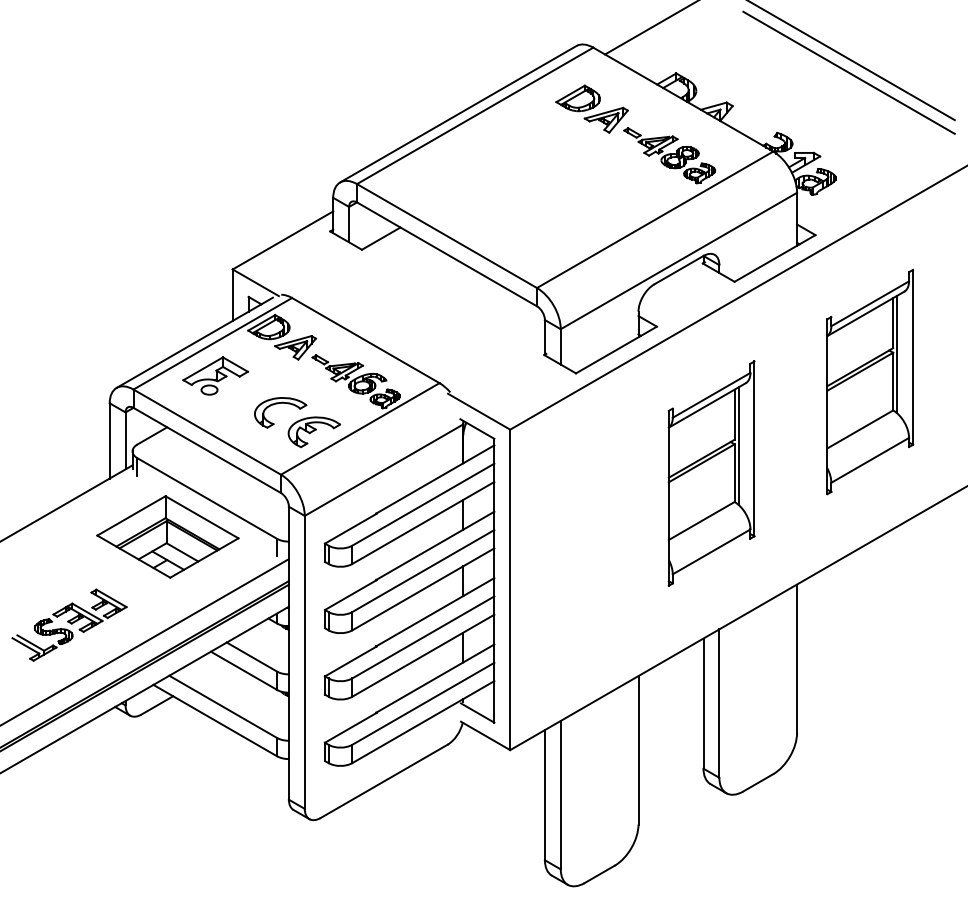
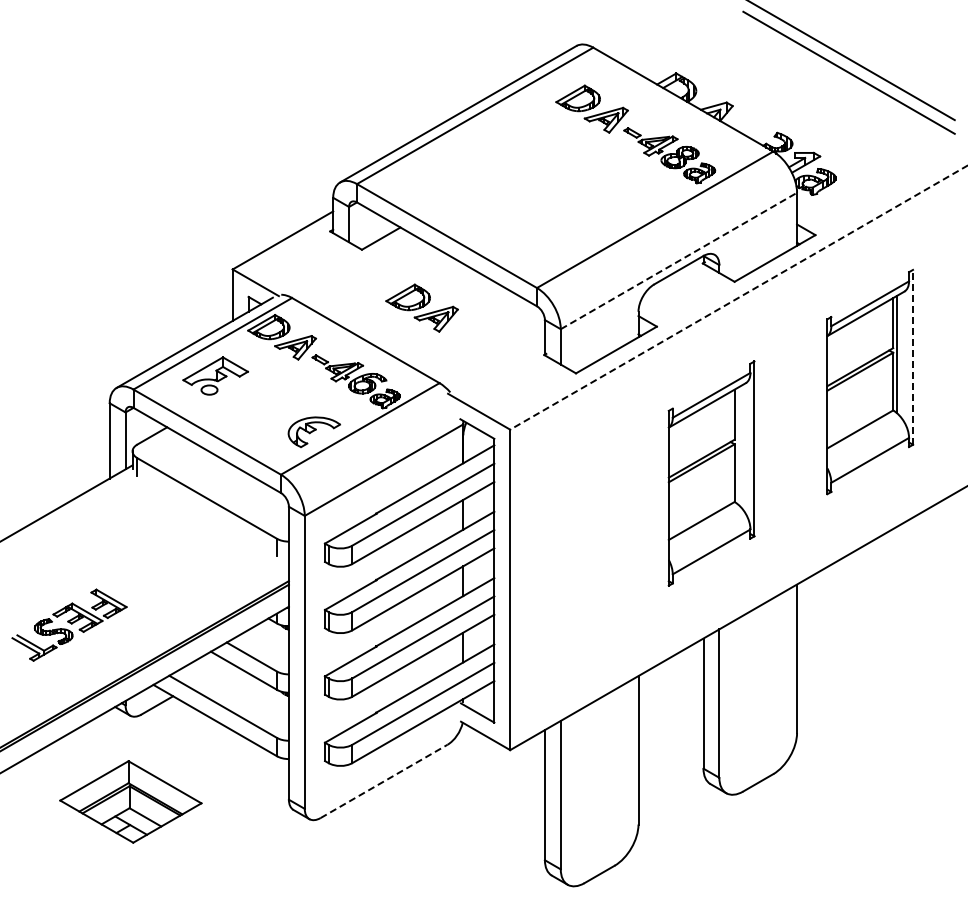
line: present -> none (650, 28)
line: solid -> dashed (679, 260)
line: solid -> dashed (738, 297)
part: none -> present (421, 307)
line: solid -> dashed (913, 356)
part: present -> none (277, 404)
line: present -> none (738, 445)
part position: (167, 536) -> (130, 801) (130, 801)
line: present -> none (145, 641)
line: solid -> dashed (384, 781)
